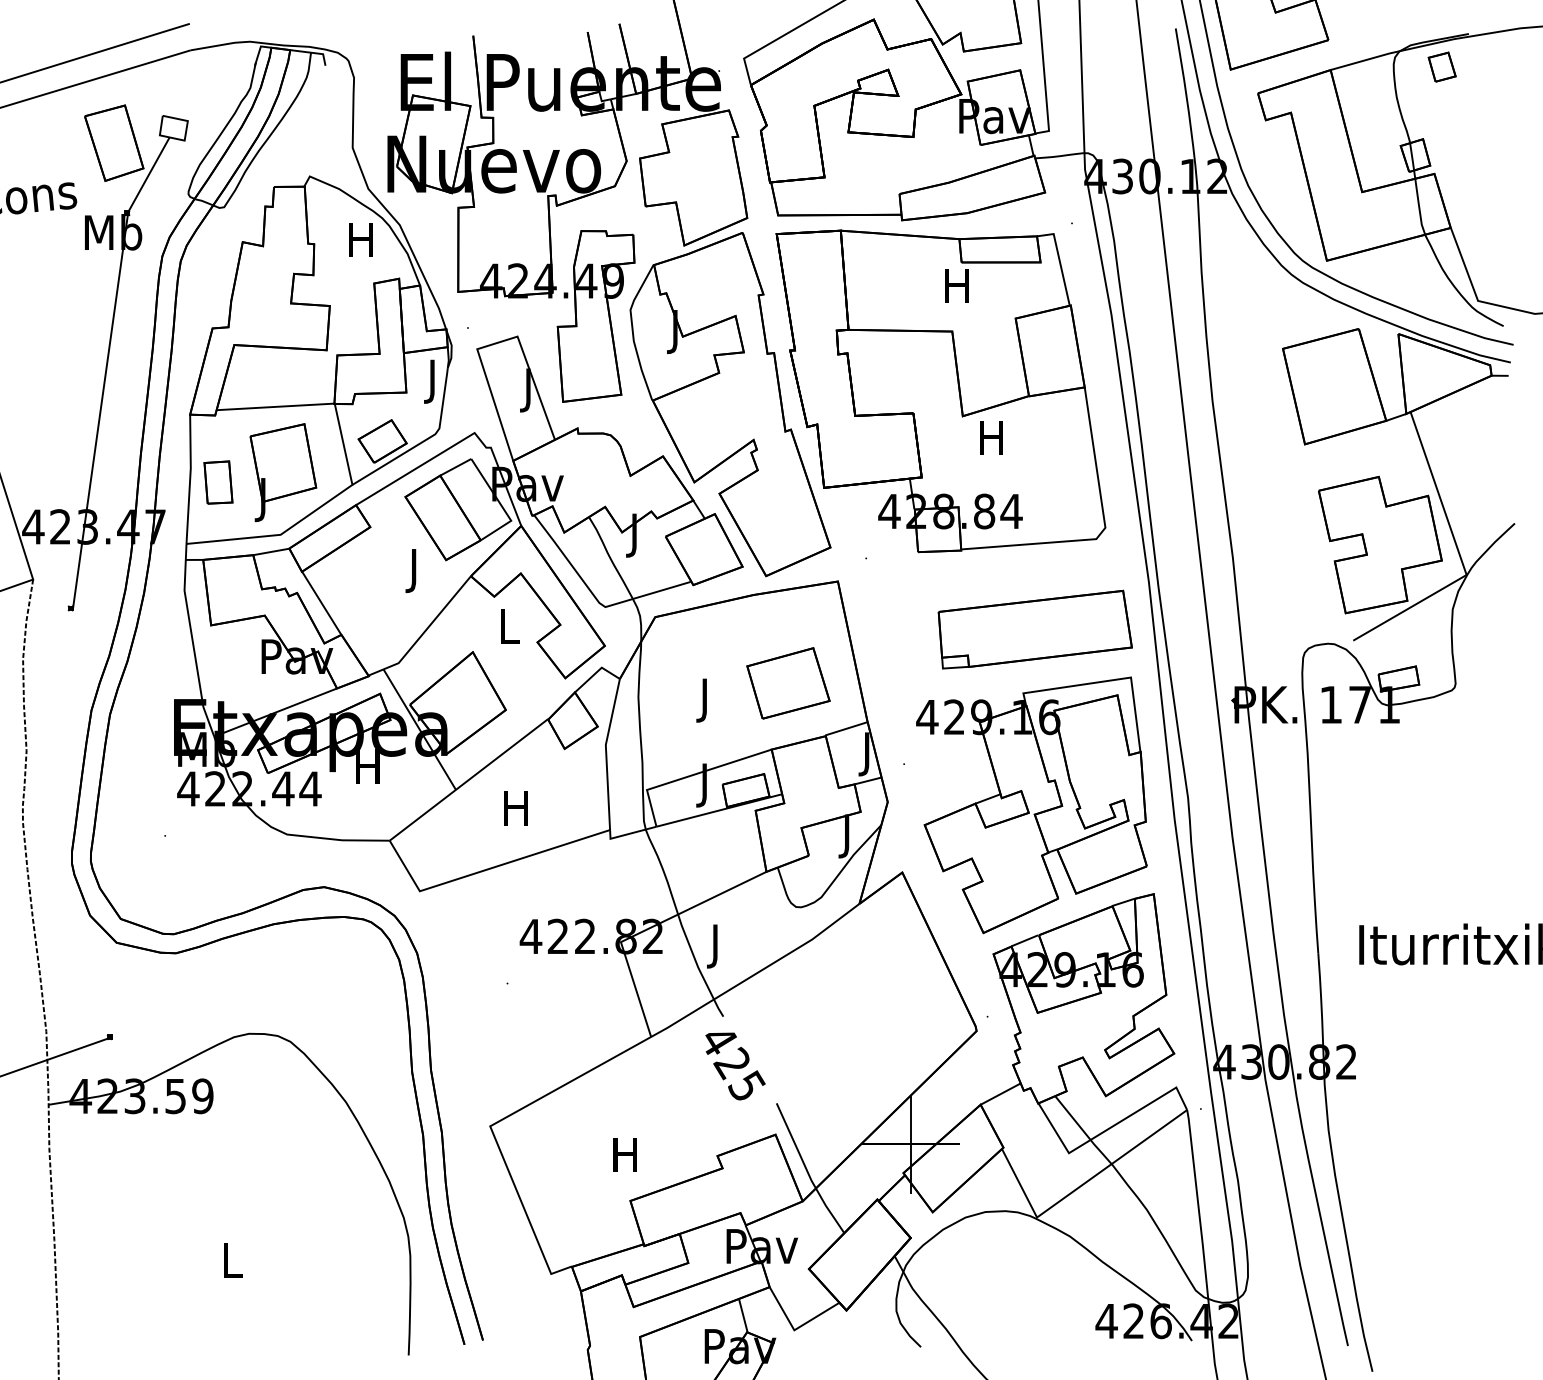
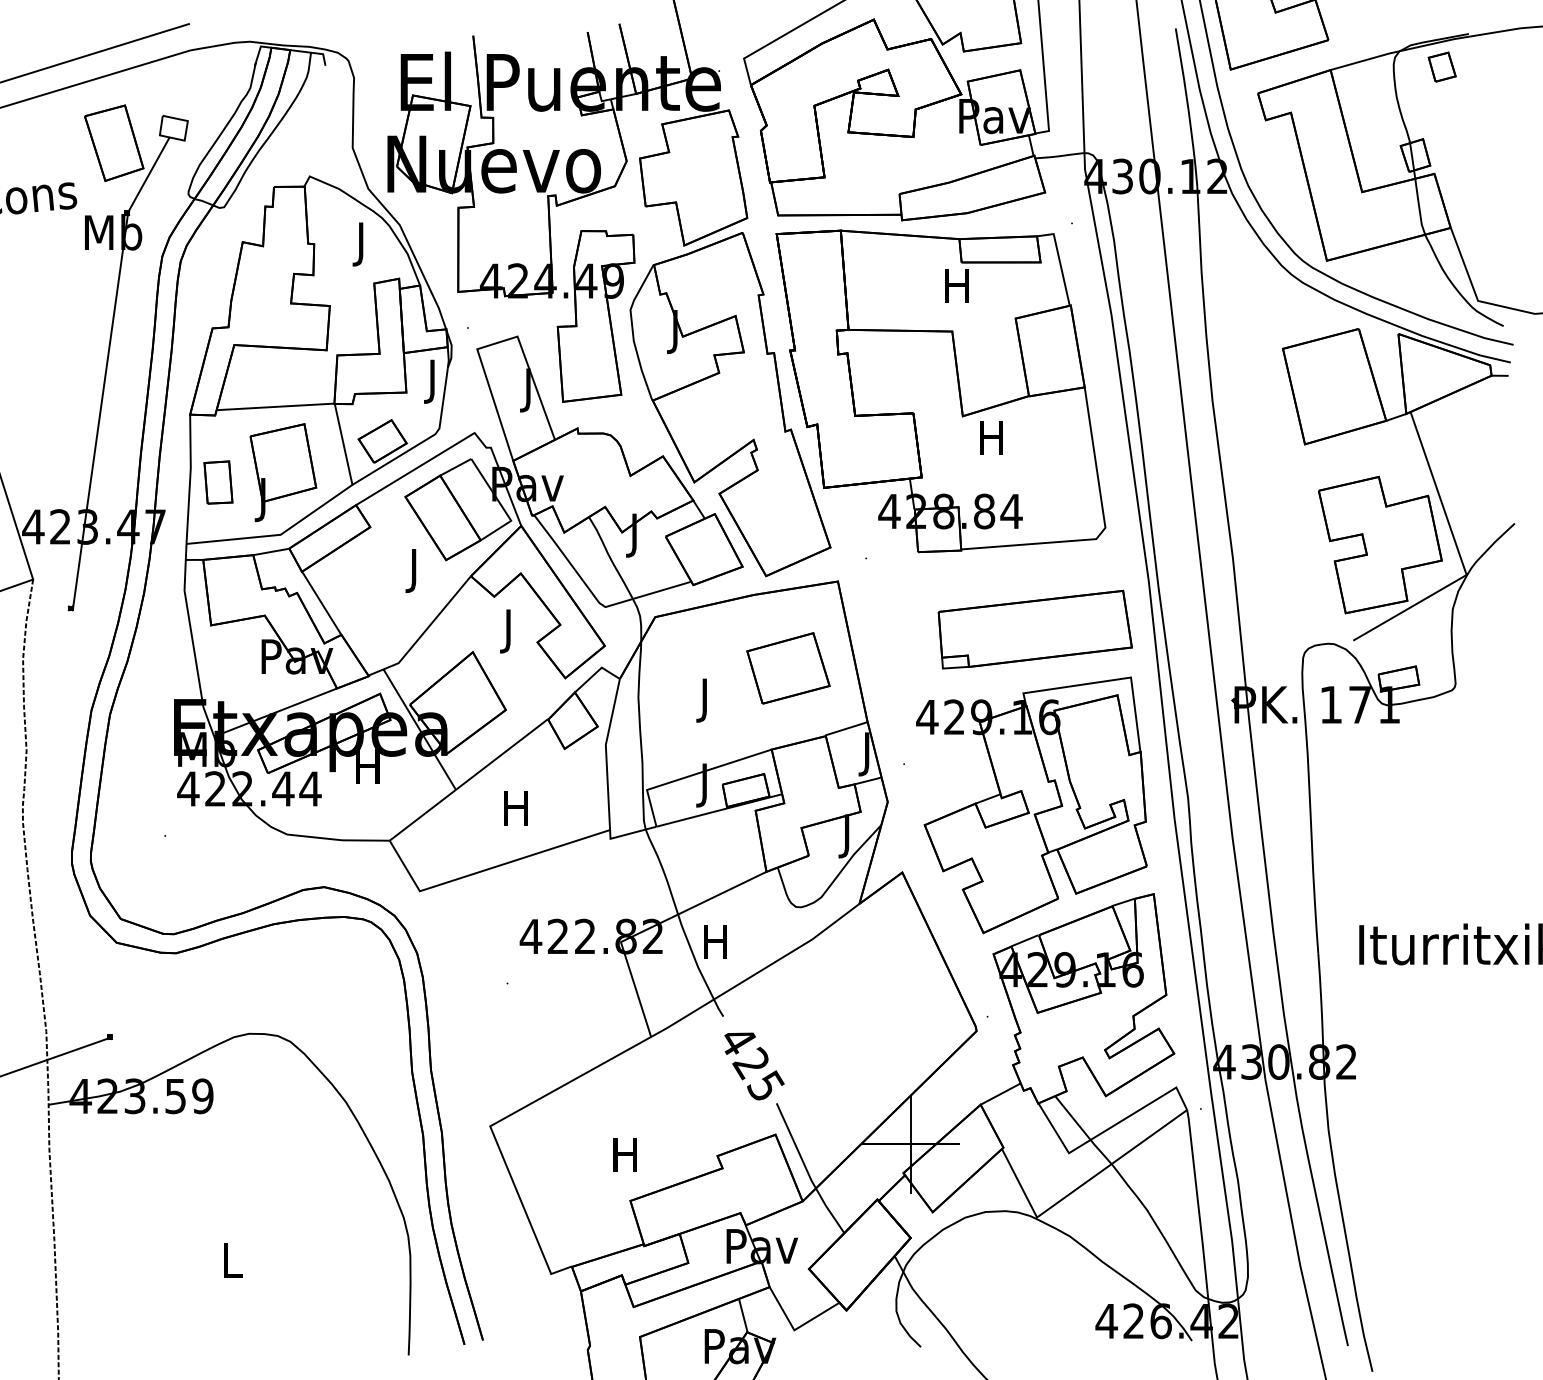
text: H -> J (360, 244)
text: L -> J (509, 631)
part position: (788, 683) -> (788, 668) (788, 668)
text: J -> H (715, 946)
text position: (735, 1066) -> (754, 1066) (754, 1066)
